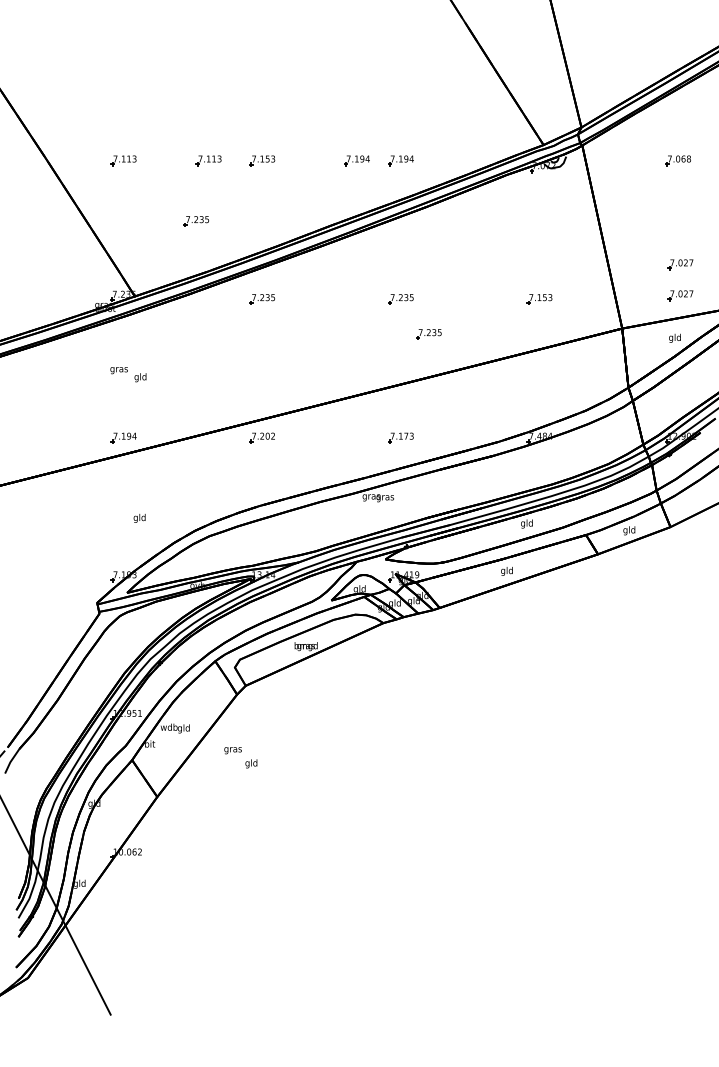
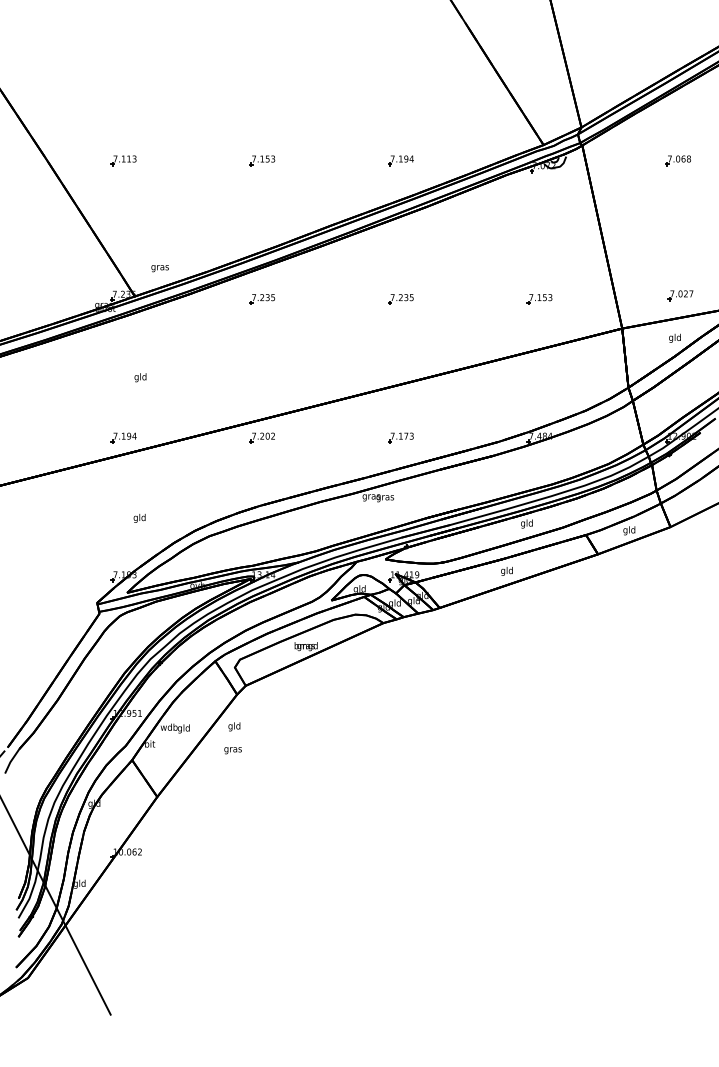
part: present -> none (208, 160)
part: present -> none (356, 160)
part: present -> none (195, 221)
part: present -> none (680, 264)
part: present -> none (428, 334)
text position: (118, 370) -> (159, 268) (159, 268)
text position: (251, 763) -> (234, 726) (234, 726)
